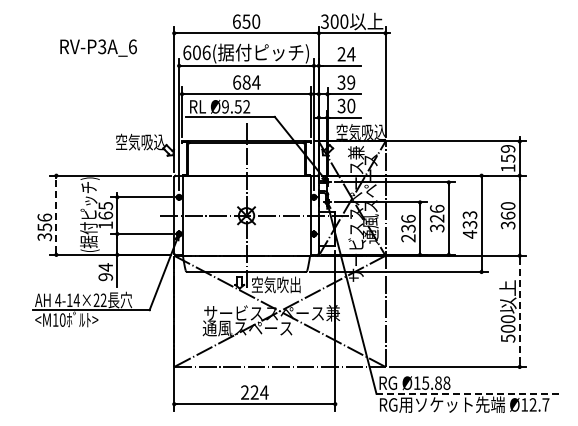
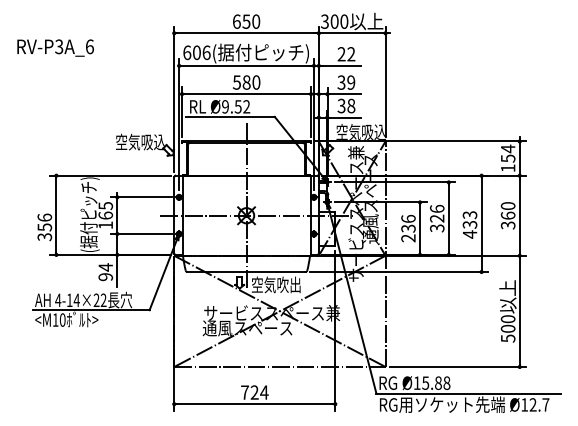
text position: (98, 47) -> (55, 47) (55, 47)
text: 24 -> 22 (351, 54)
text: 684 -> 580 (246, 82)
text: 30 -> 38 (351, 105)
text: 159 -> 154 (507, 148)
line: dashed -> solid (56, 214)
line: dashed -> solid (519, 311)
text: 224 -> 724 (244, 392)
line: dashed -> solid (469, 393)
